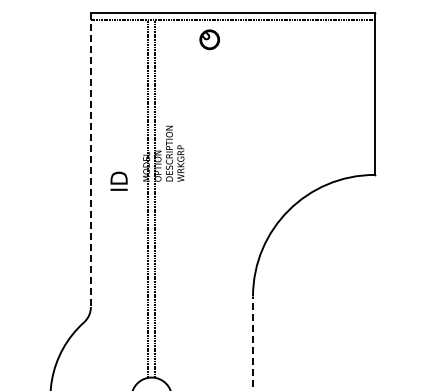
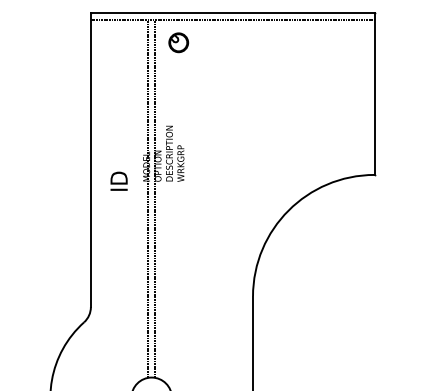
part position: (209, 39) -> (178, 42) (178, 42)
line: dashed -> solid (90, 160)
line: dashed -> solid (253, 343)
